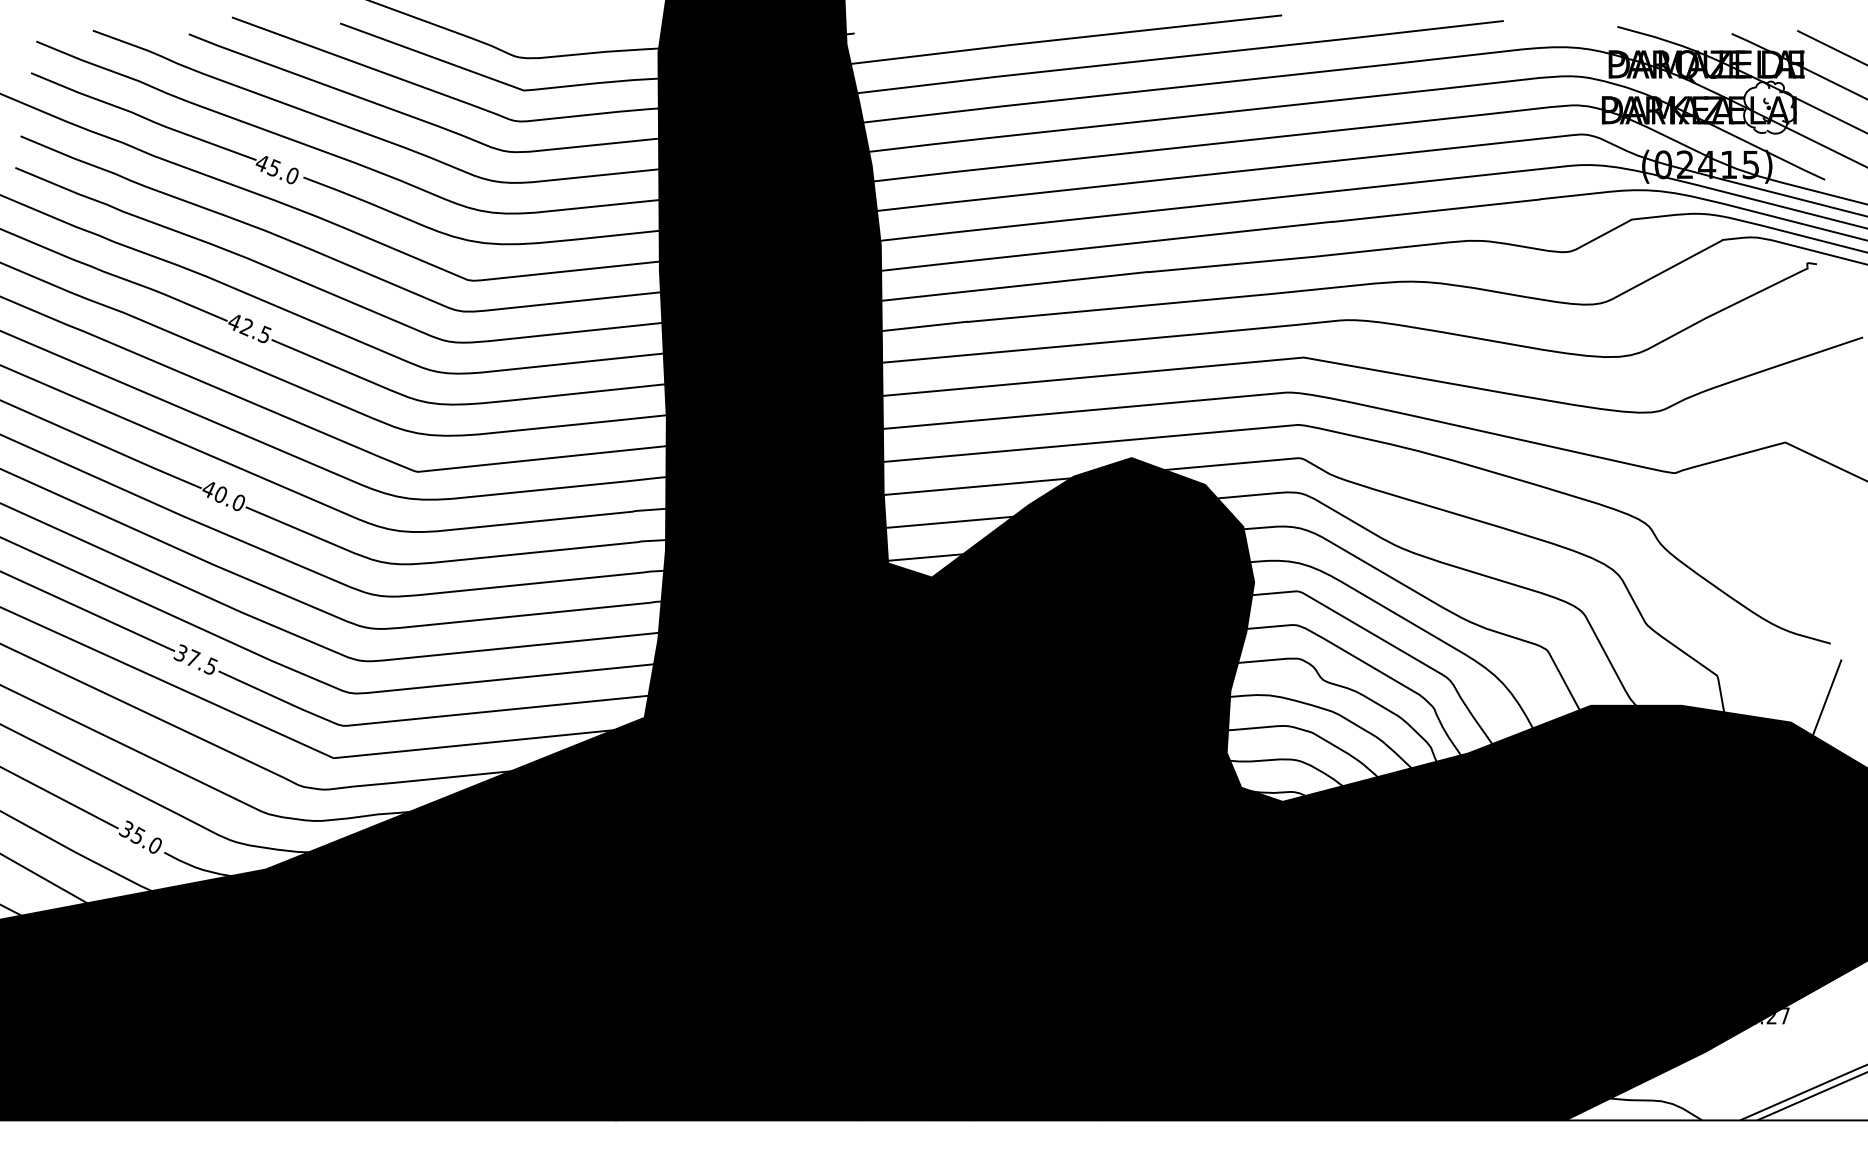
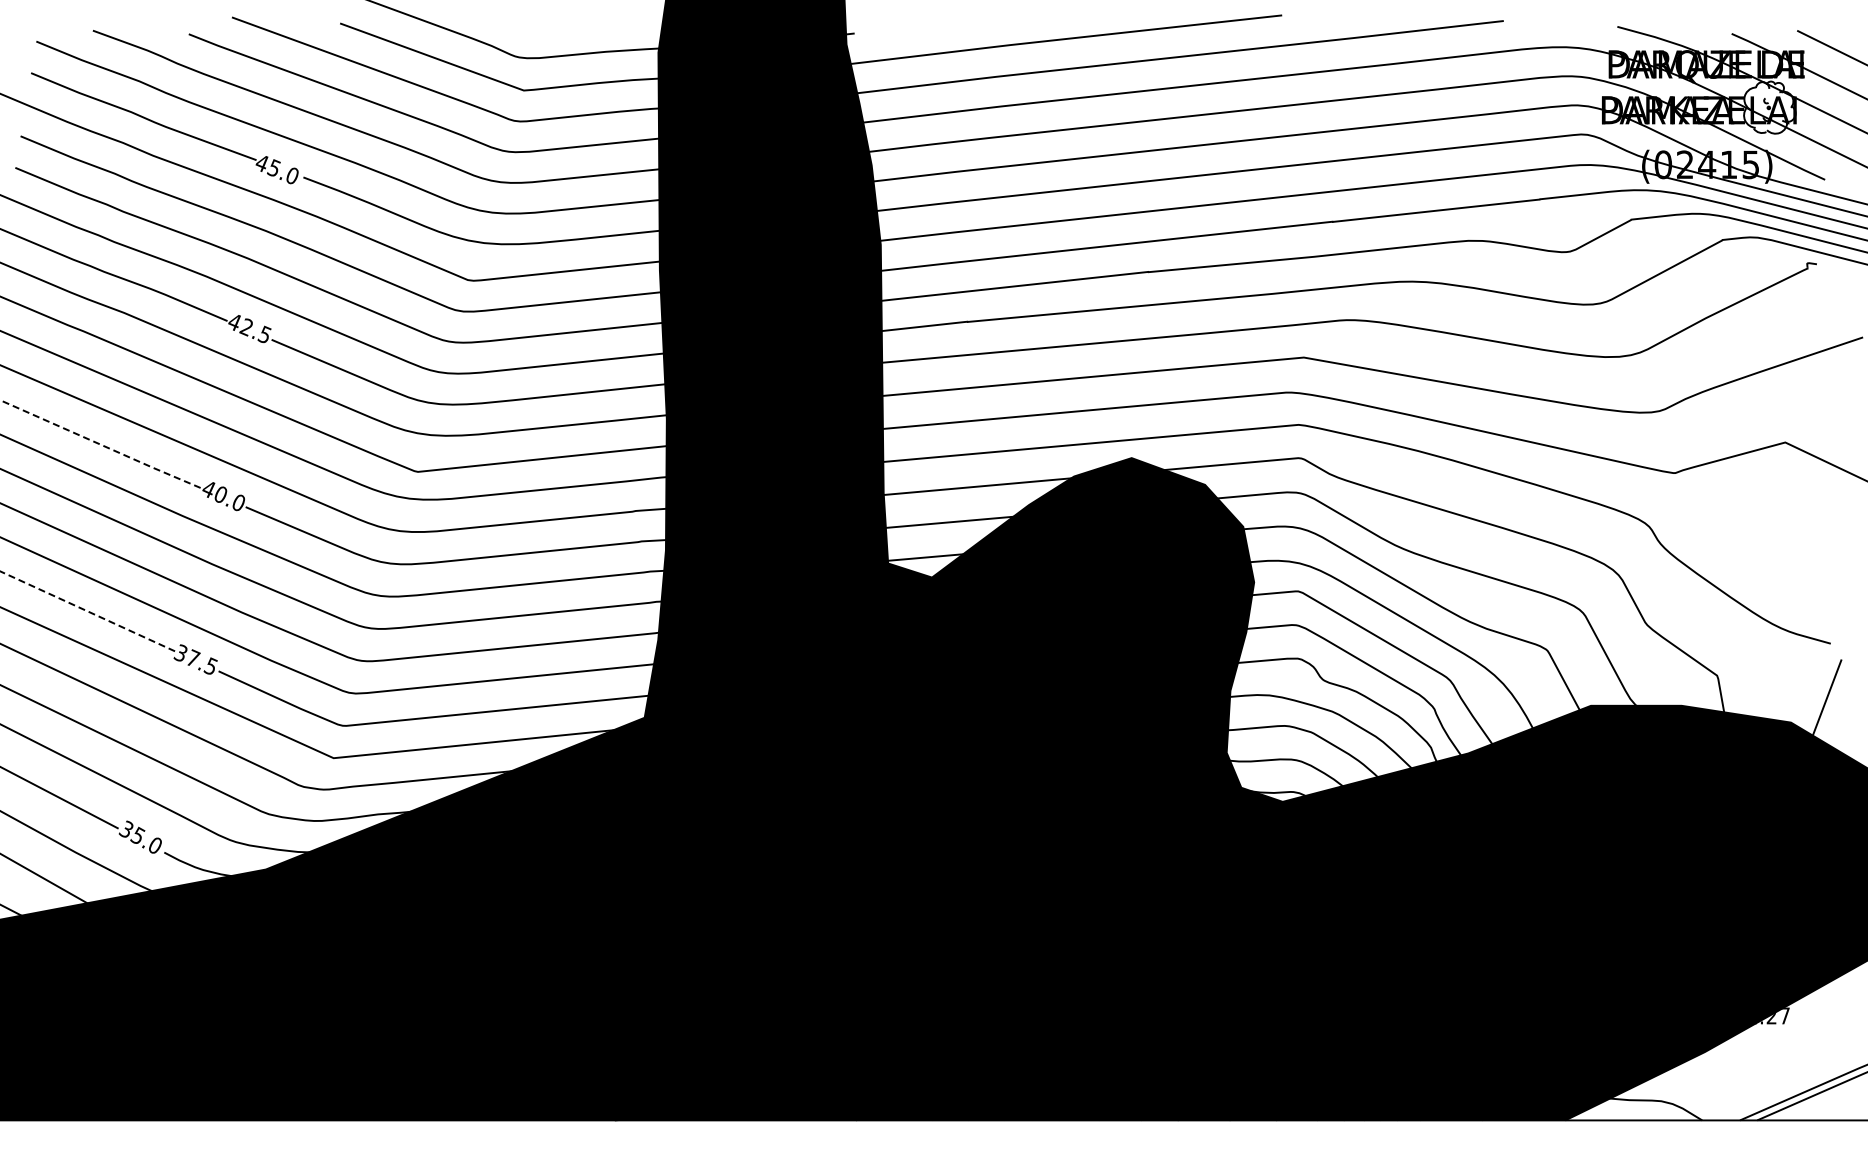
line: solid -> dashed (102, 445)
line: solid -> dashed (87, 611)
